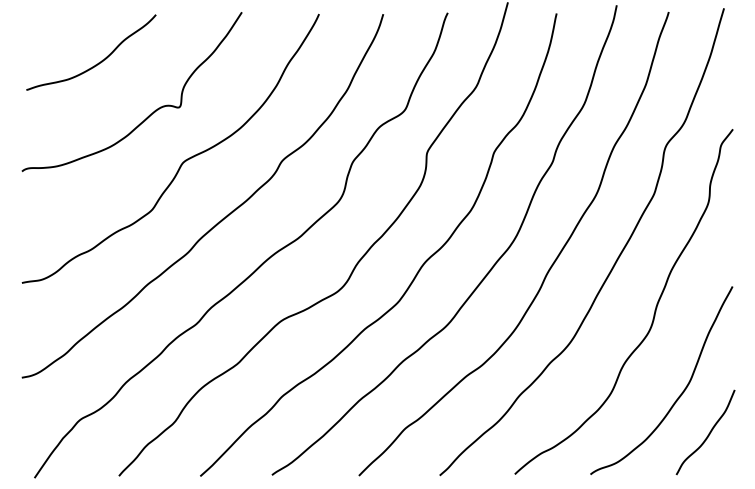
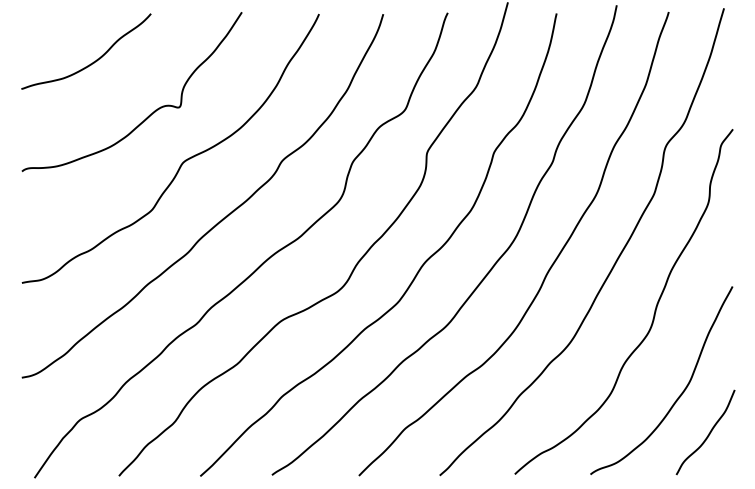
curve position: (98, 62) -> (93, 61) (93, 61)
